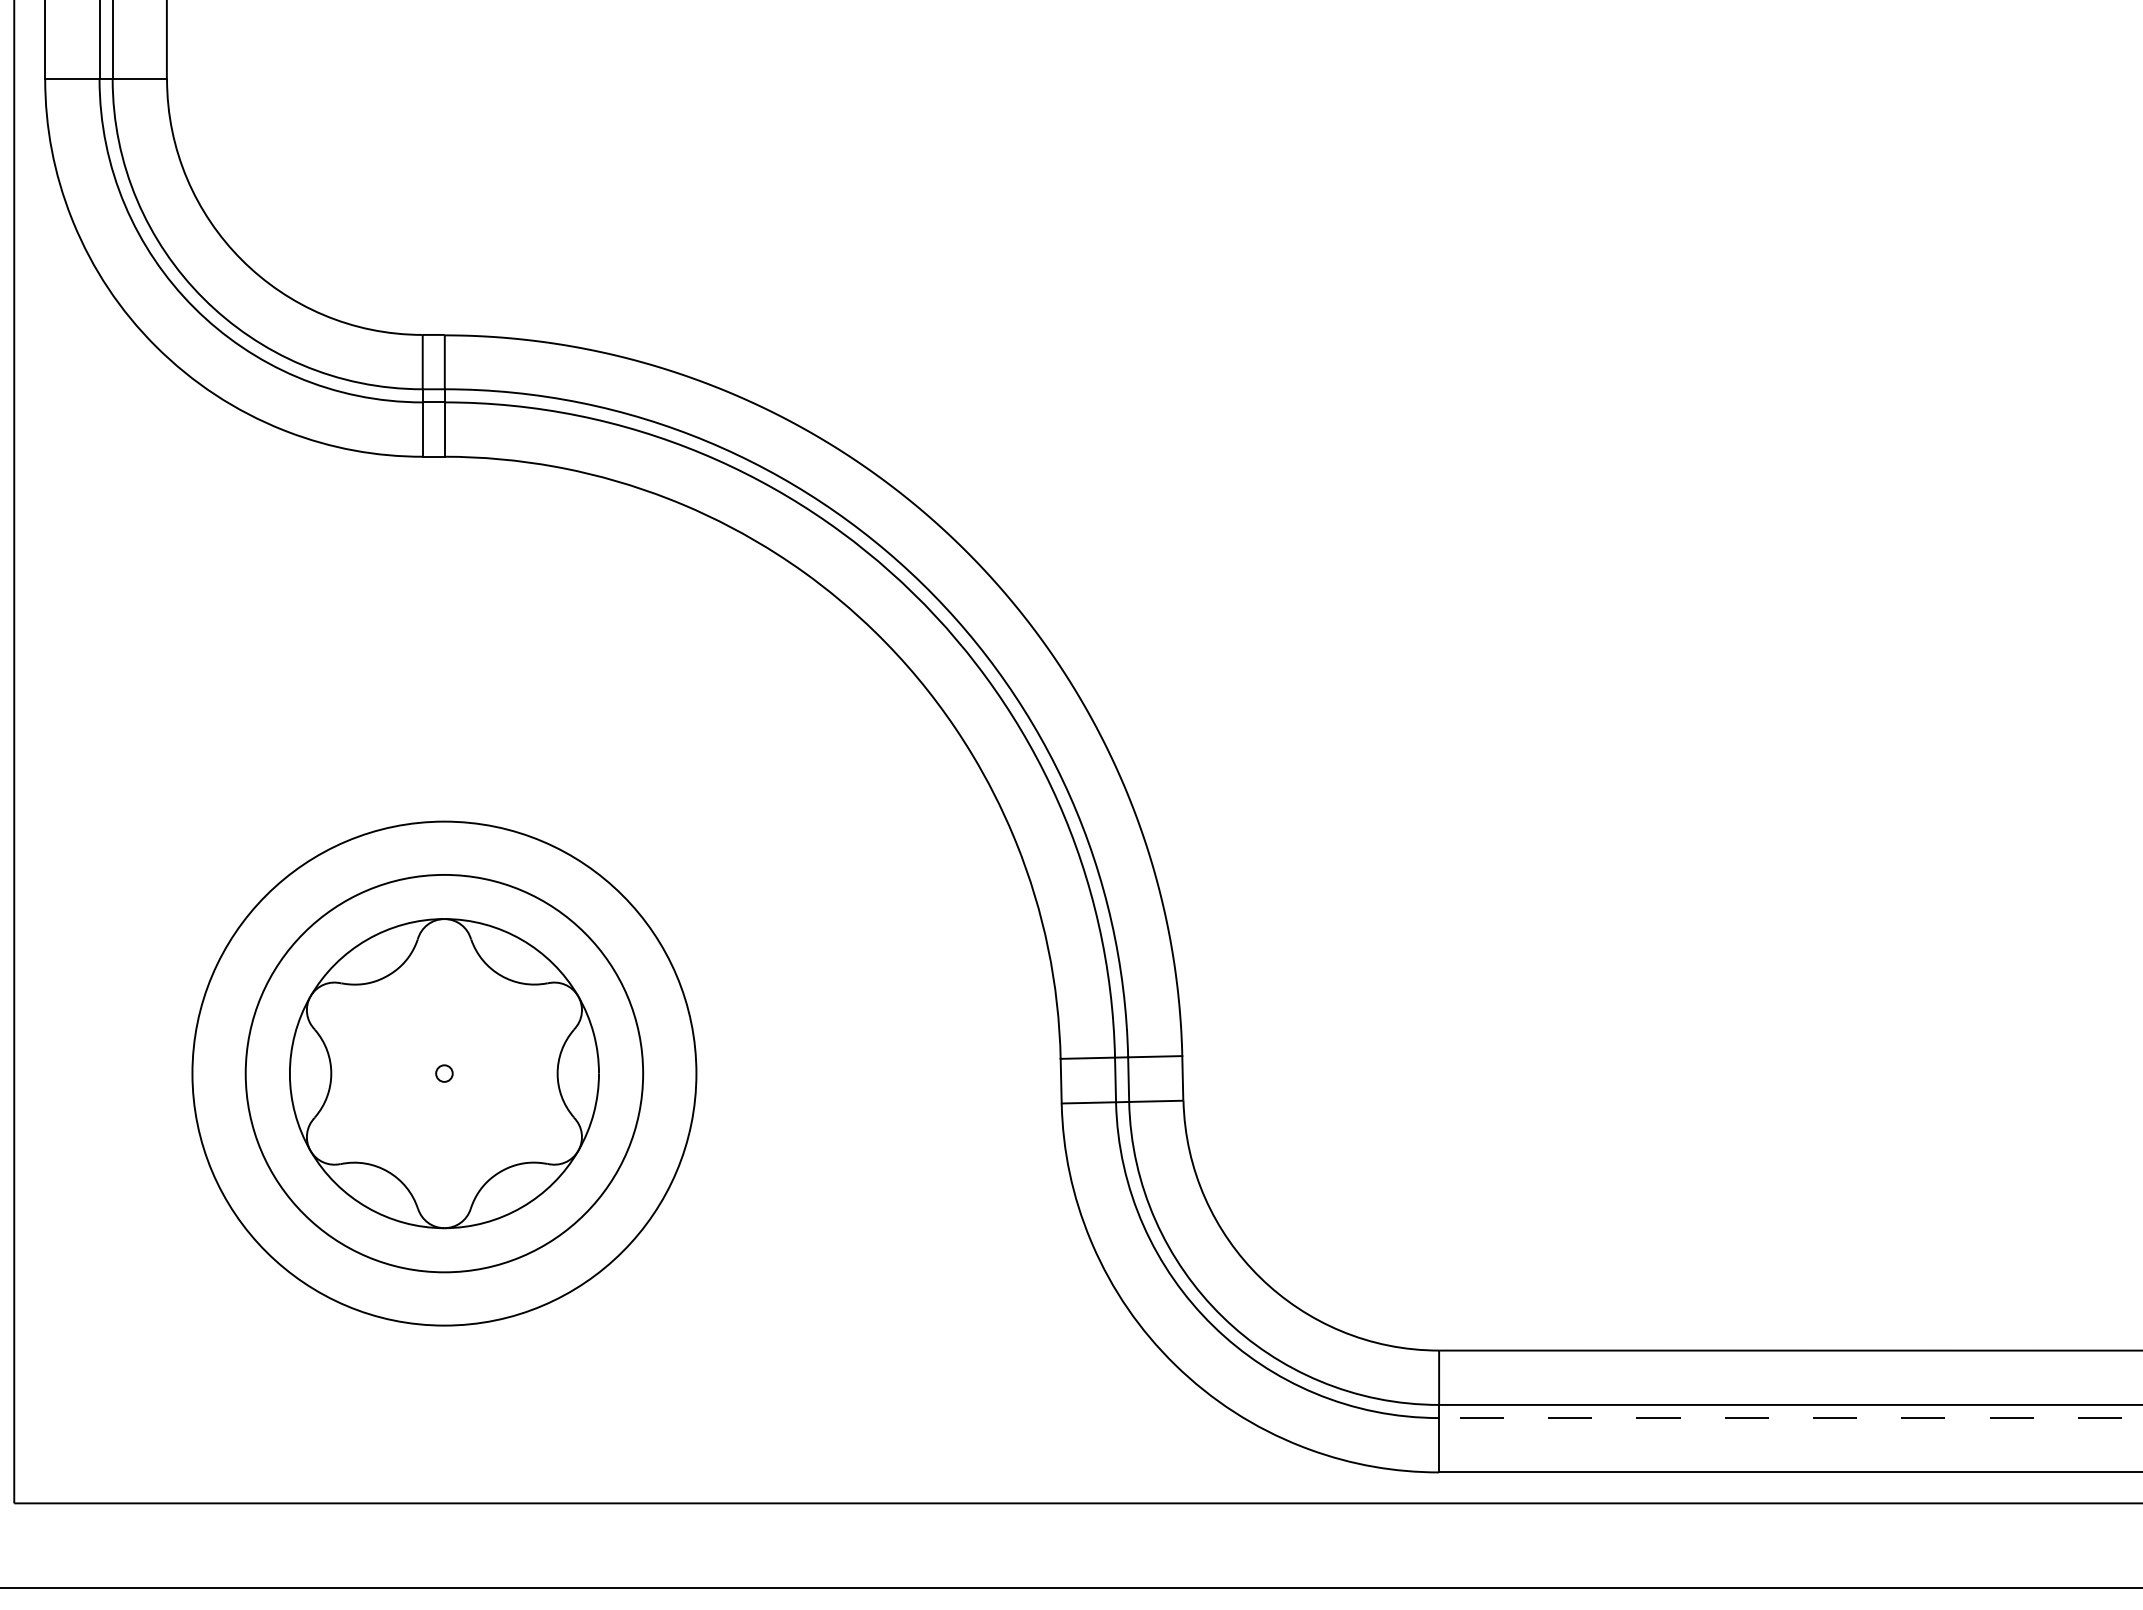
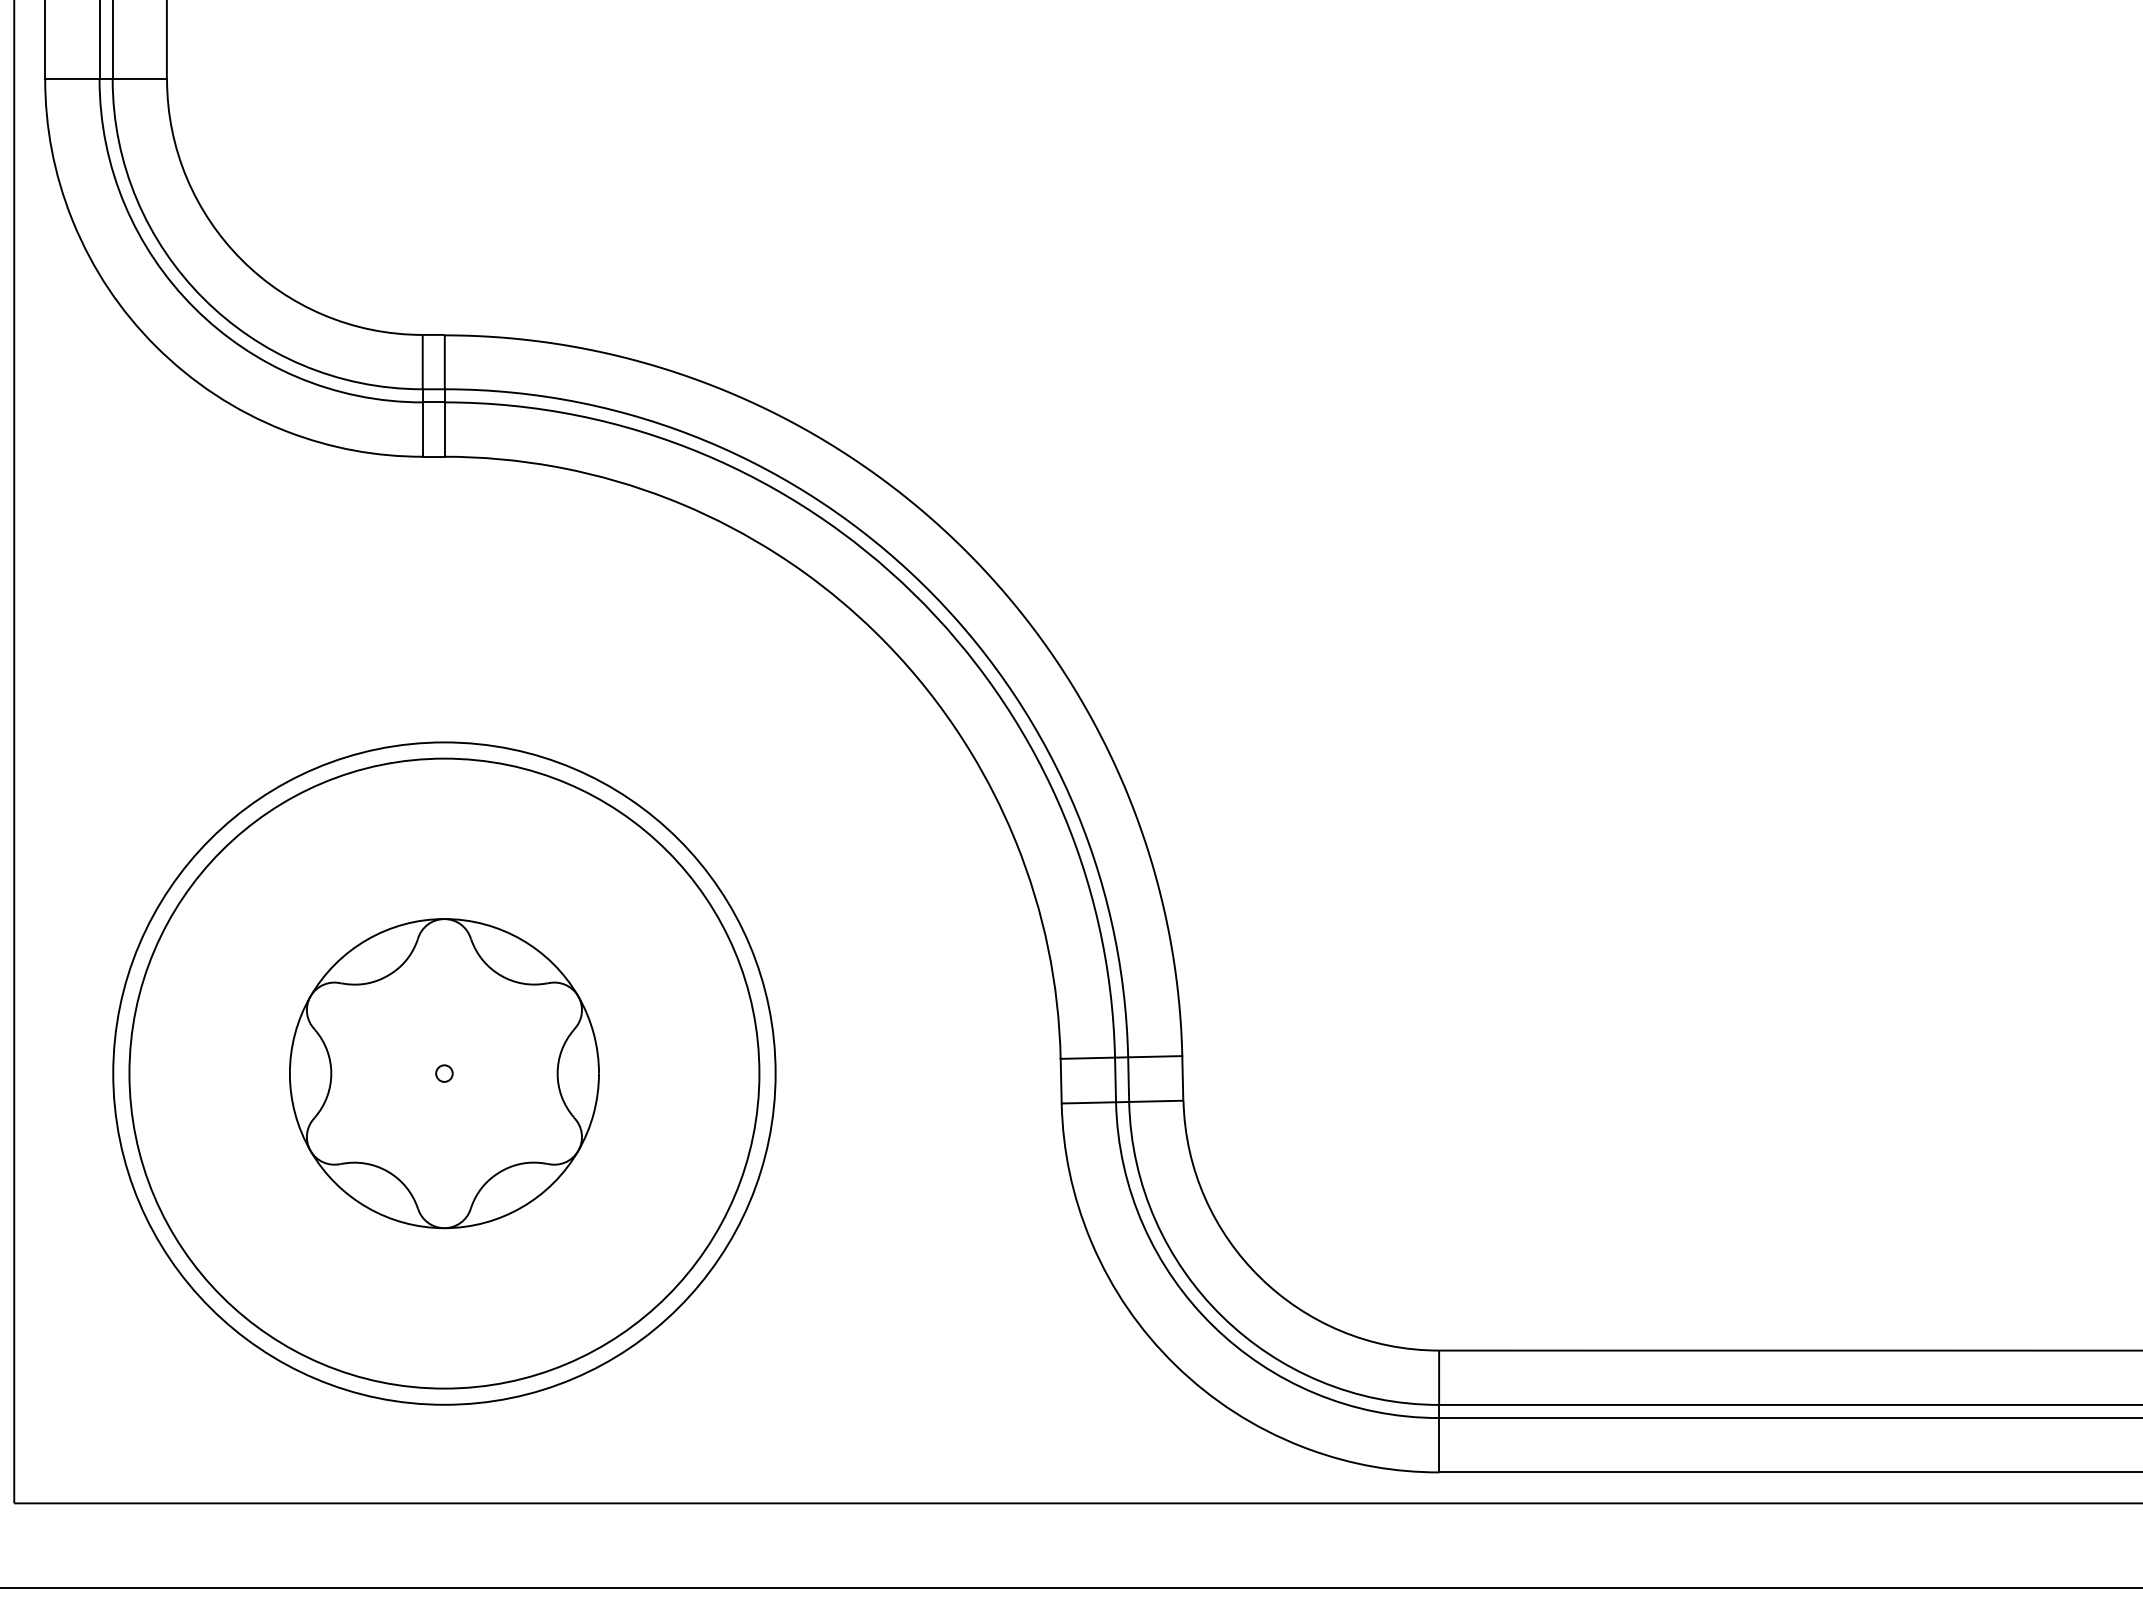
circle diameter: 397 px -> 662 px (444, 1073)
circle diameter: 504 px -> 630 px (444, 1073)
line: dashed -> solid (1790, 1418)
